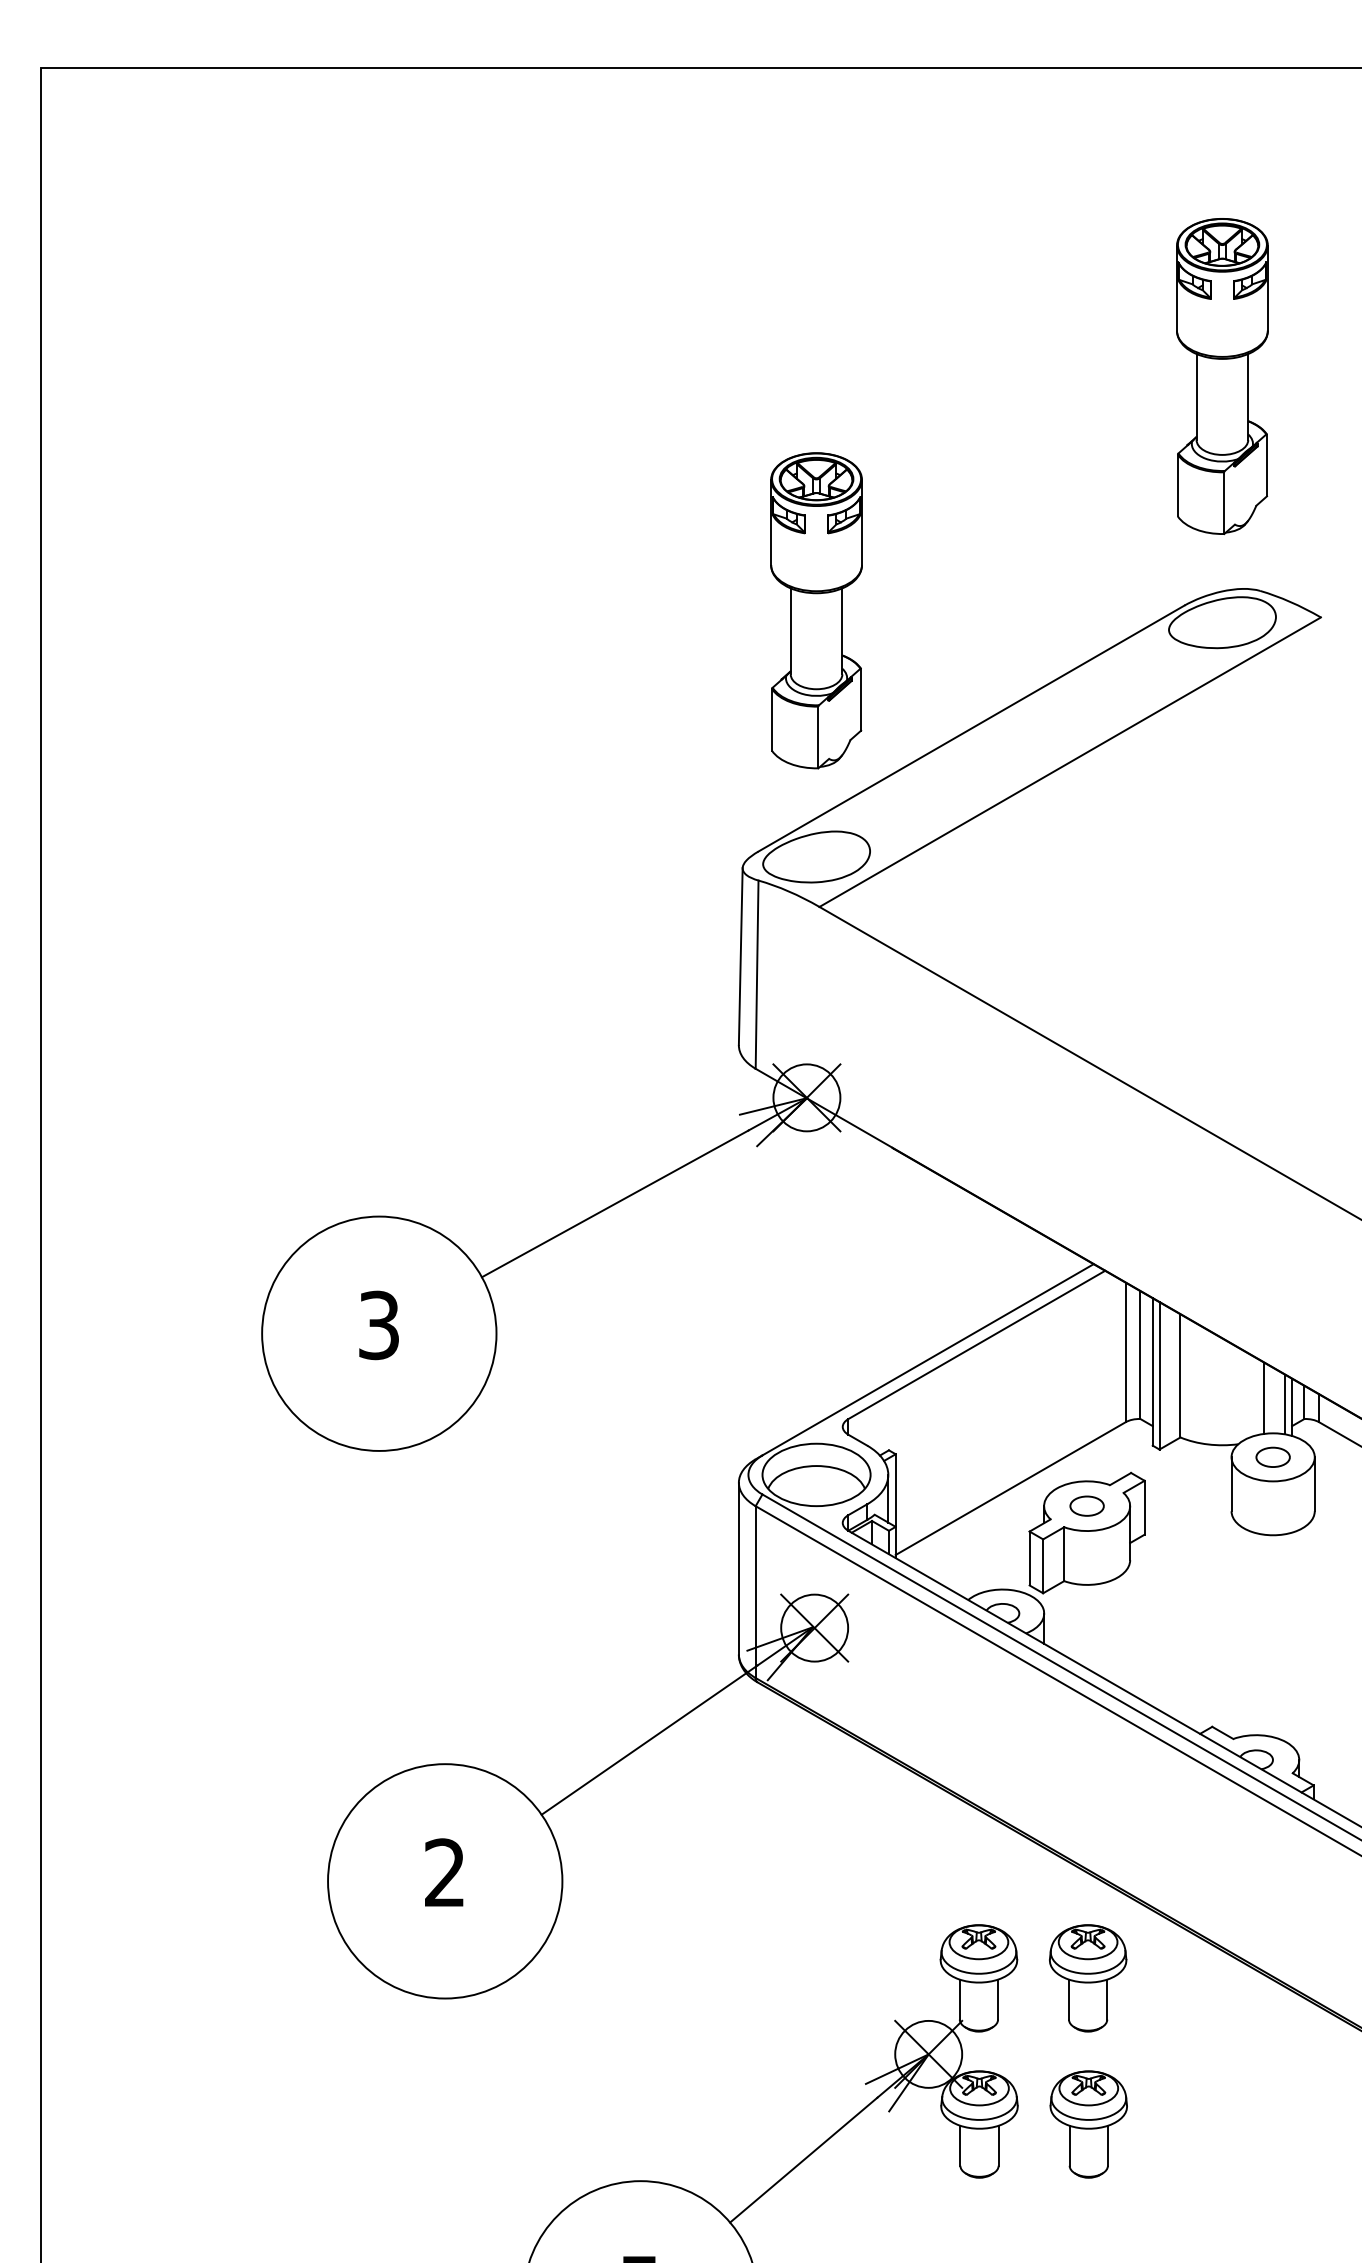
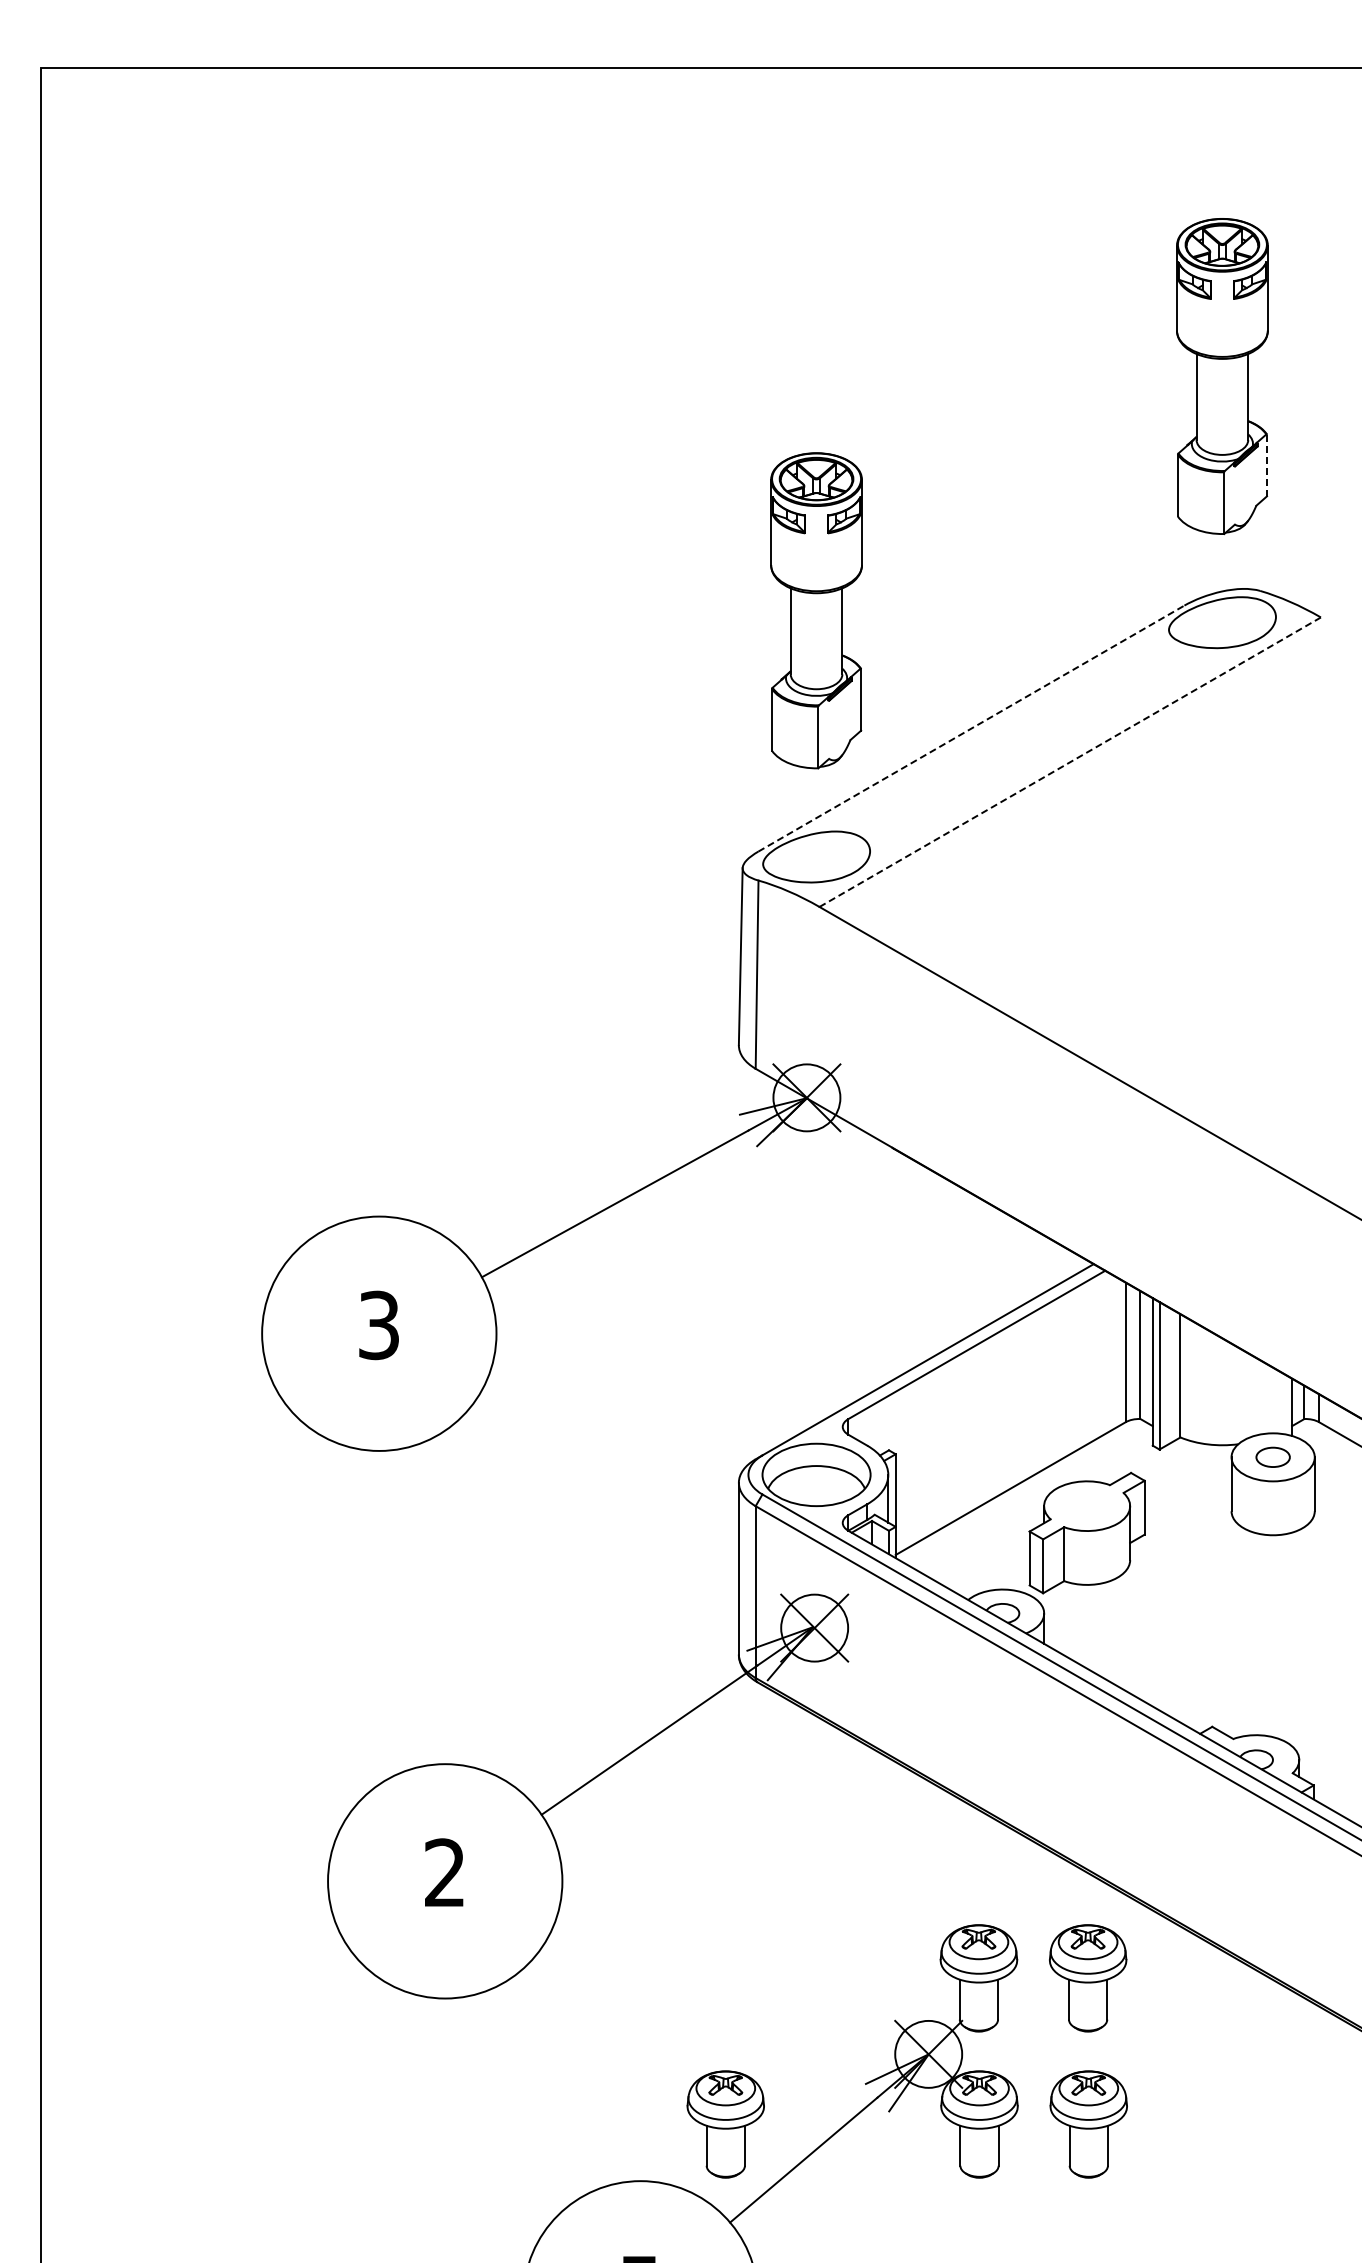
line: solid -> dashed (1266, 465)
line: solid -> dashed (971, 728)
line: solid -> dashed (1070, 761)
line: present -> none (1264, 1397)
line: present -> none (1285, 1404)
part: present -> none (1086, 1505)
part: none -> present (725, 2124)
